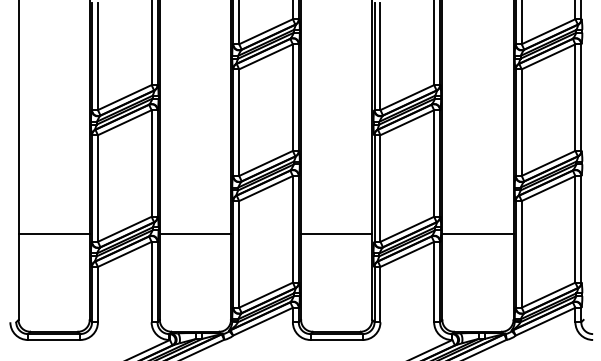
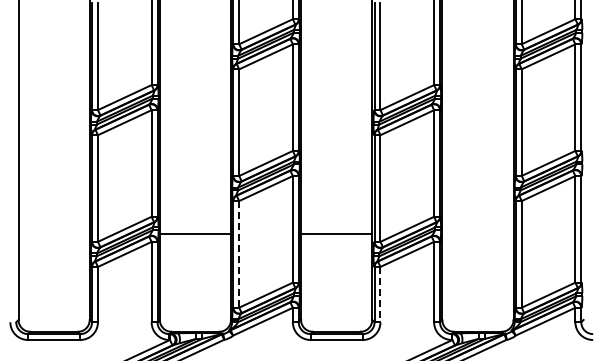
line: present -> none (53, 234)
line: present -> none (477, 234)
line: solid -> dashed (239, 254)
line: solid -> dashed (380, 294)
